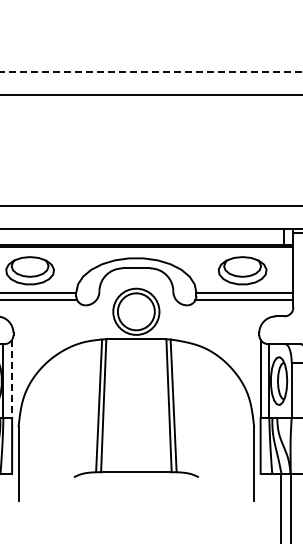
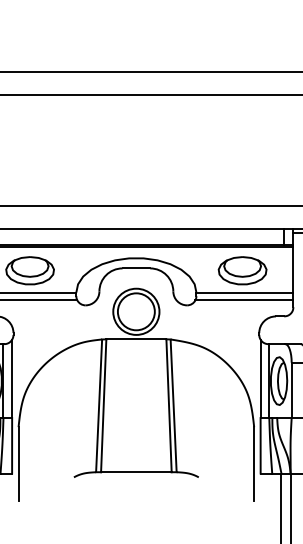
line: dashed -> solid (151, 71)
line: dashed -> solid (12, 379)
